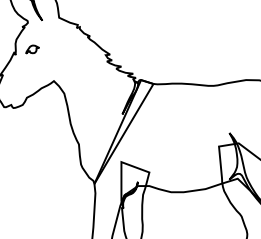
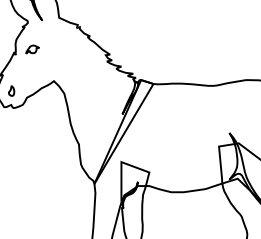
part: none -> present (11, 90)
